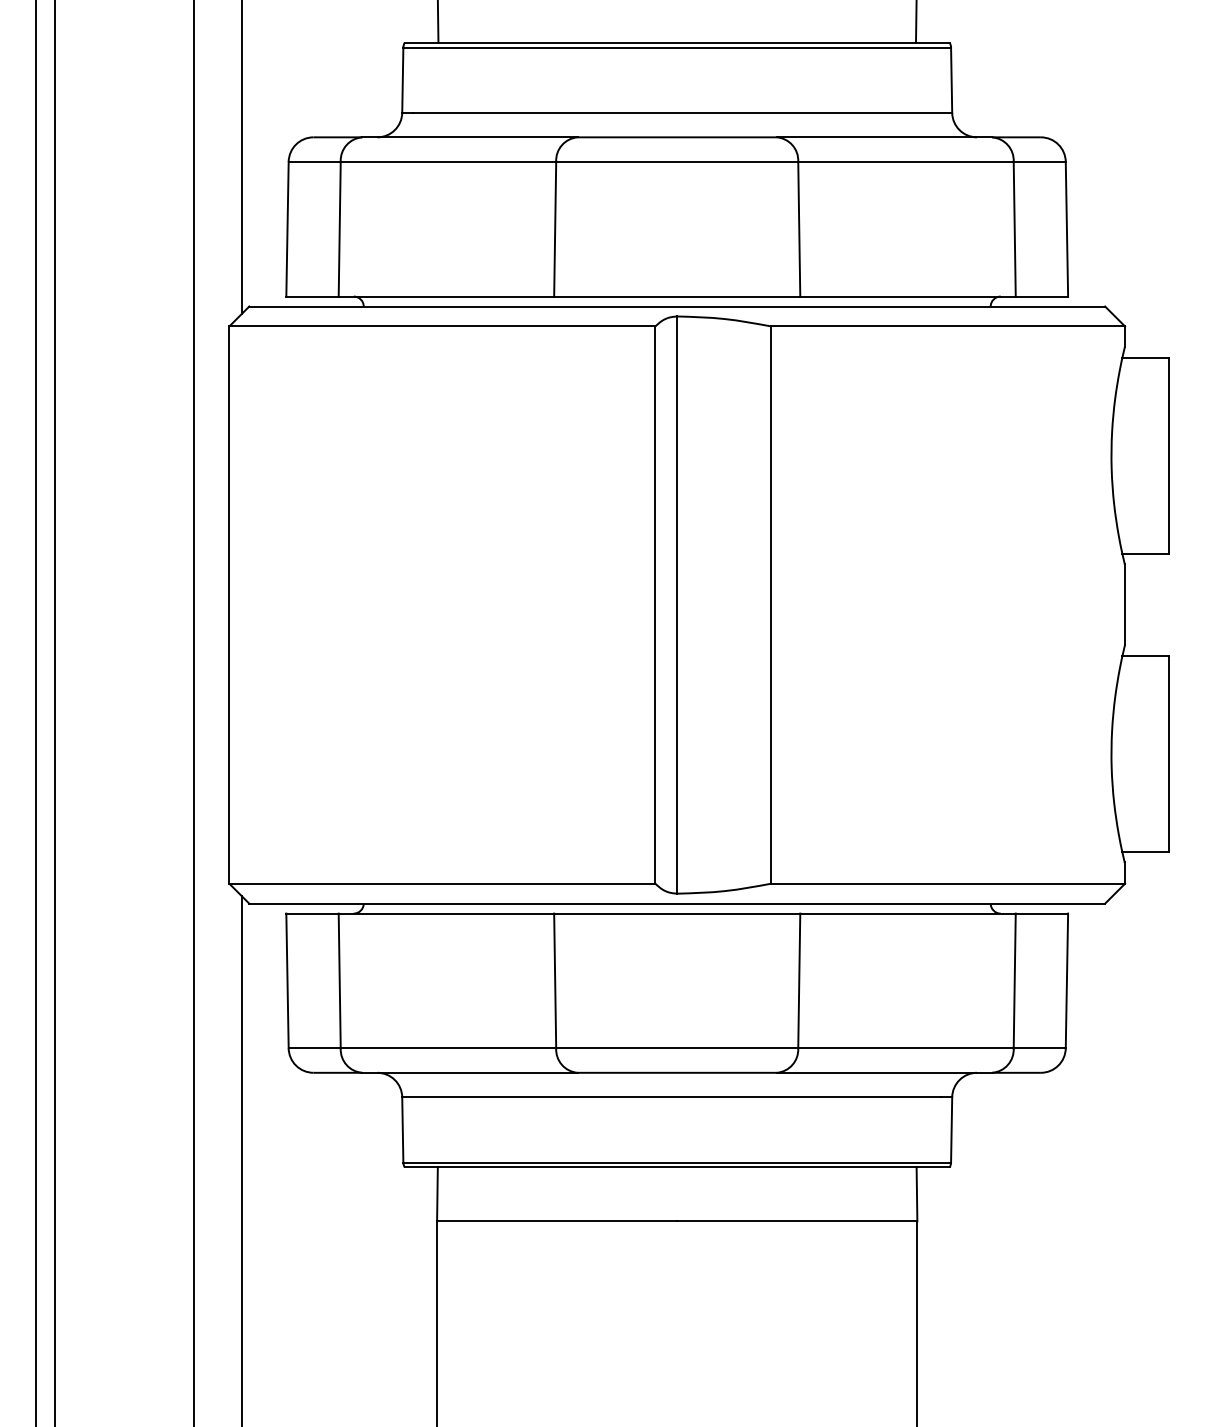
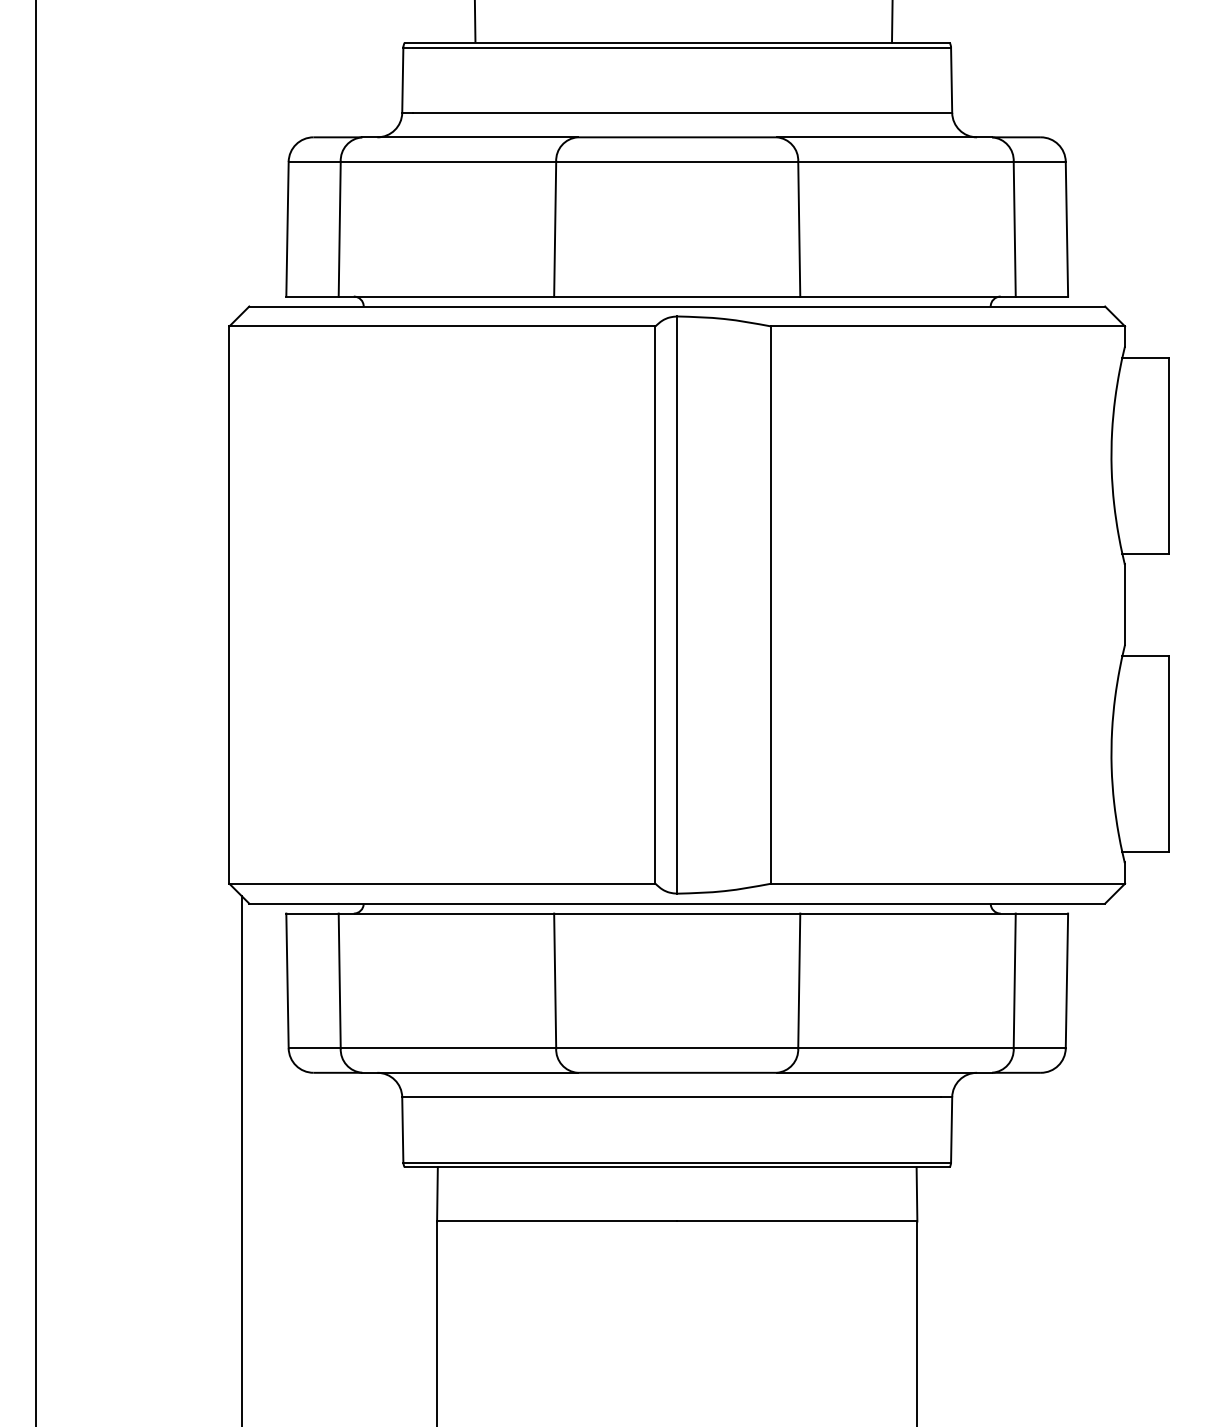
line position: (437, 22) -> (474, 21) (474, 21)
line position: (916, 22) -> (892, 22) (892, 22)
line: present -> none (241, 158)
line: present -> none (55, 712)
line: present -> none (194, 712)
